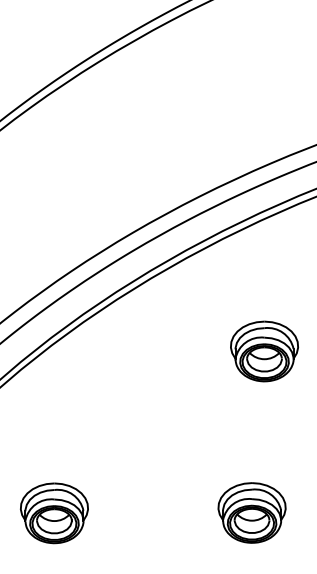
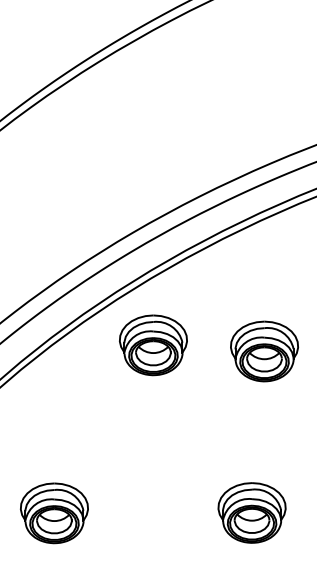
part: none -> present (153, 345)
